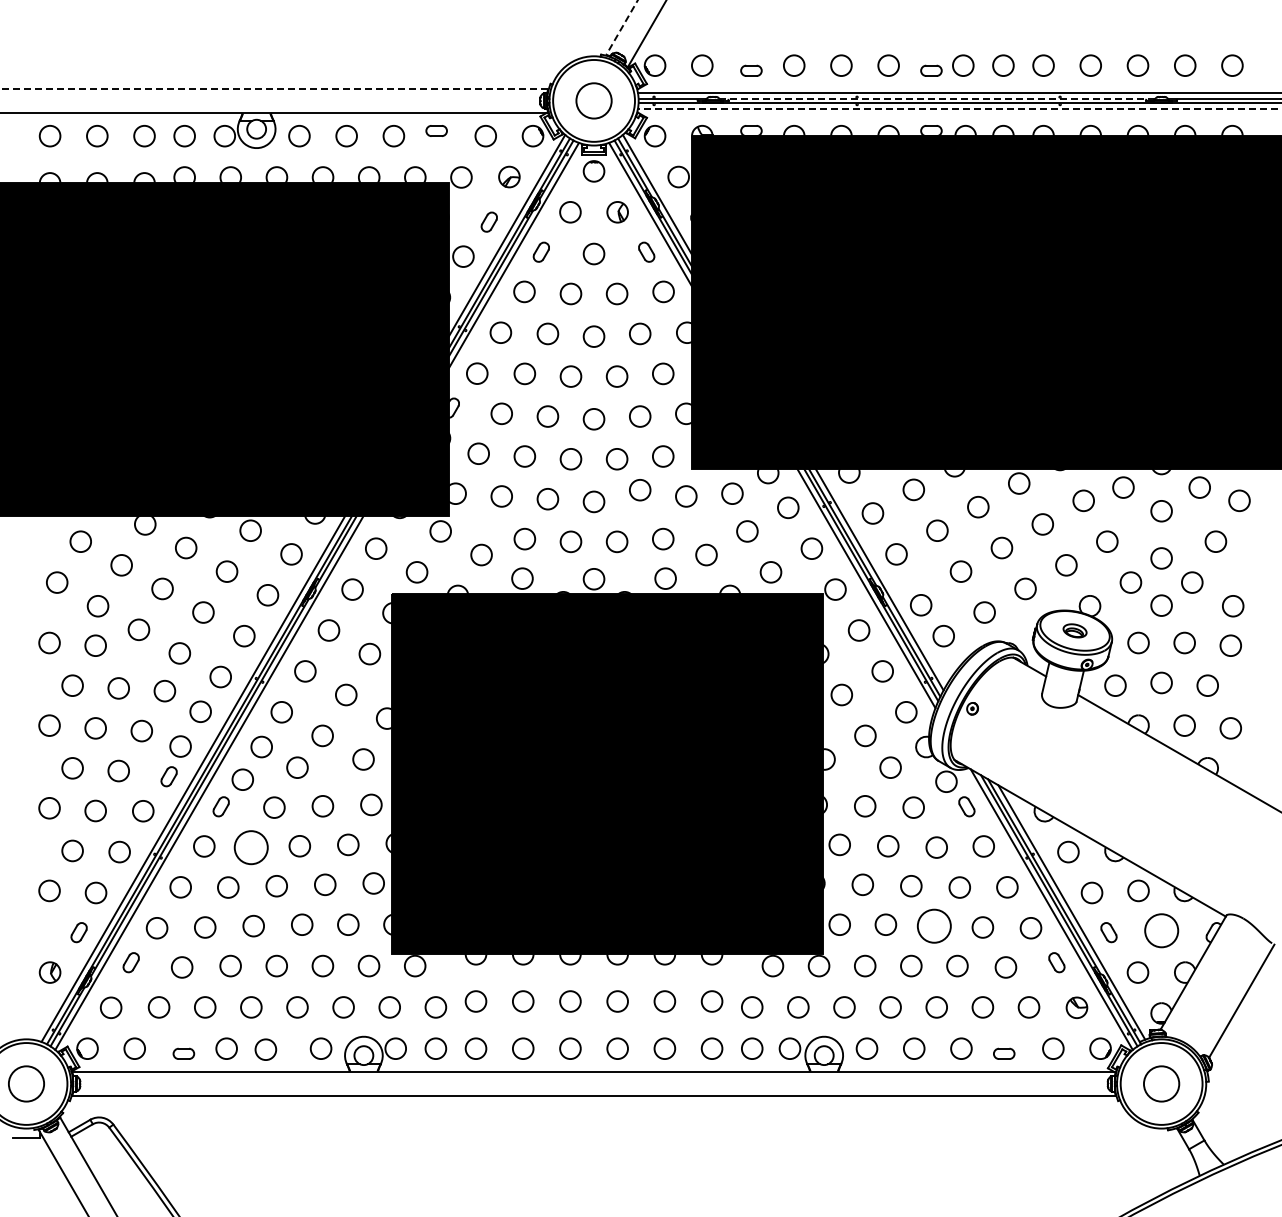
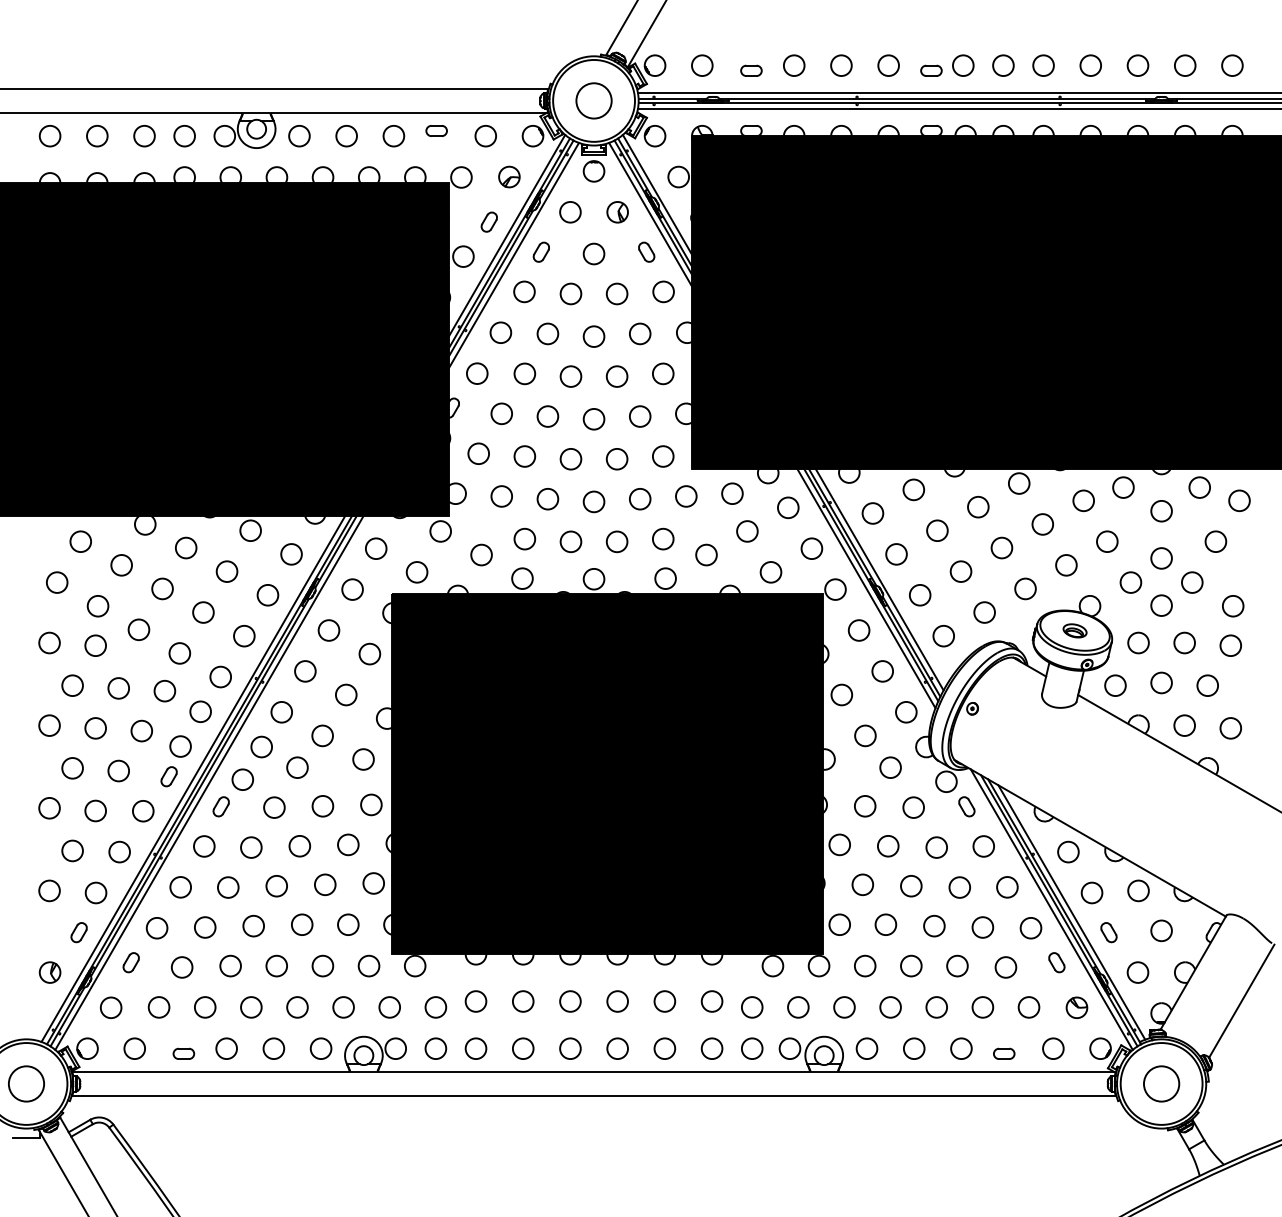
line: dashed -> solid (621, 28)
line: dashed -> solid (274, 88)
line: dashed -> solid (937, 98)
line: dashed -> solid (959, 108)
circle position: (640, 490) -> (640, 499) (640, 499)
circle position: (921, 605) -> (920, 595) (920, 595)
circle size: 36x36 px -> 23x23 px (251, 847)
circle size: 36x36 px -> 23x24 px (934, 925)
circle size: 36x36 px -> 23x24 px (1161, 930)
circle position: (265, 1049) -> (273, 1048) (273, 1048)
